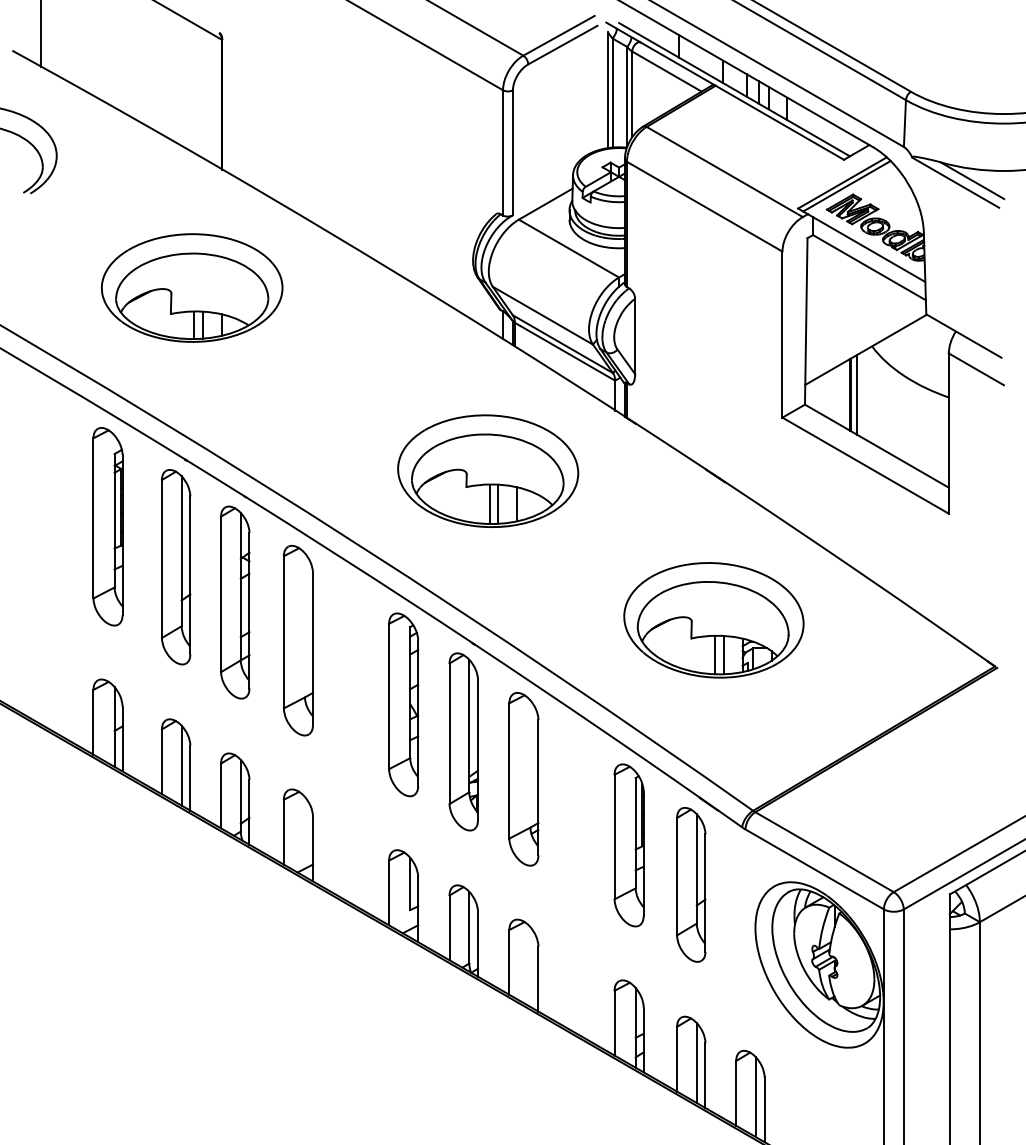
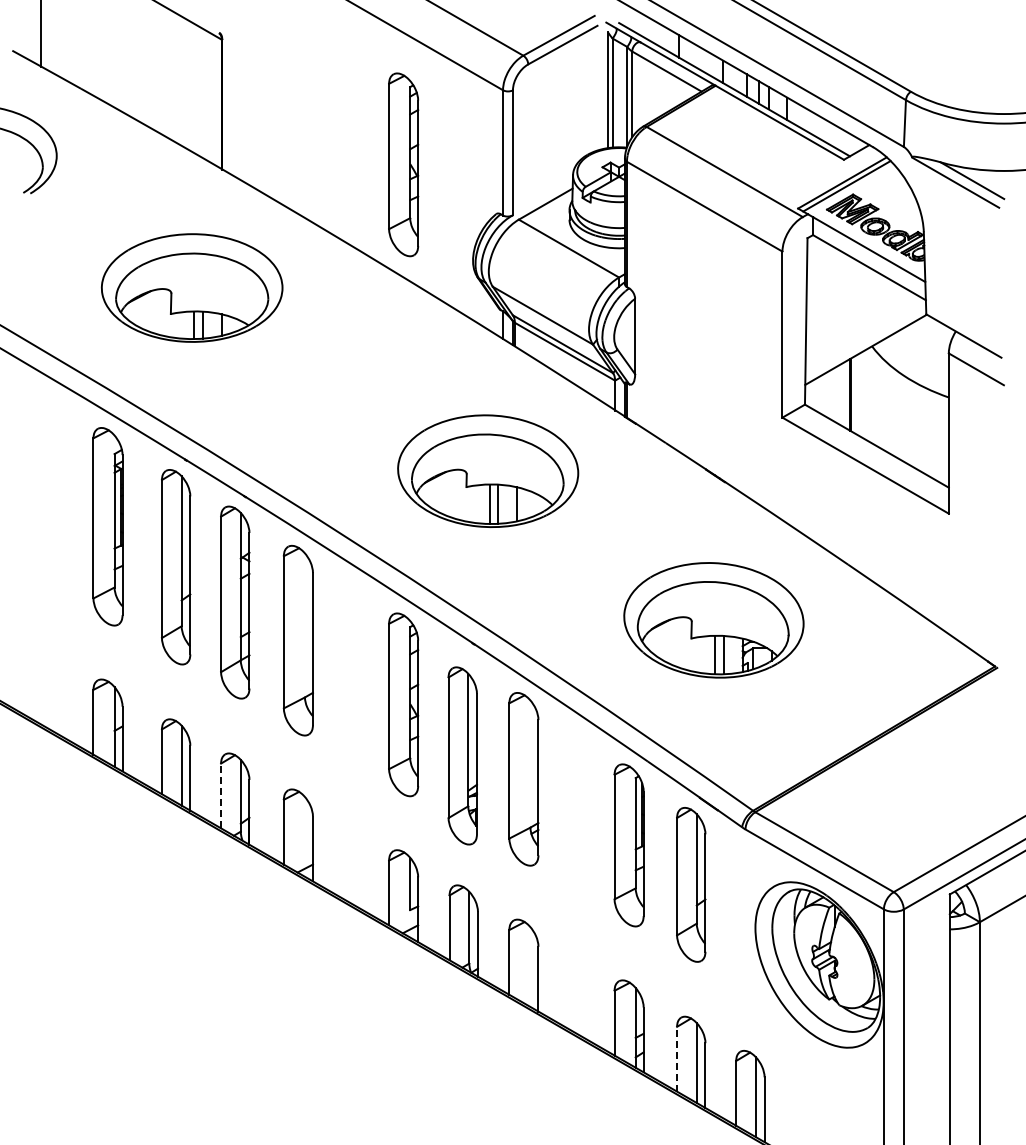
part: none -> present (403, 164)
line: present -> none (857, 394)
part position: (463, 741) -> (462, 755) (462, 755)
line: solid -> dashed (221, 795)
line: solid -> dashed (677, 1058)
